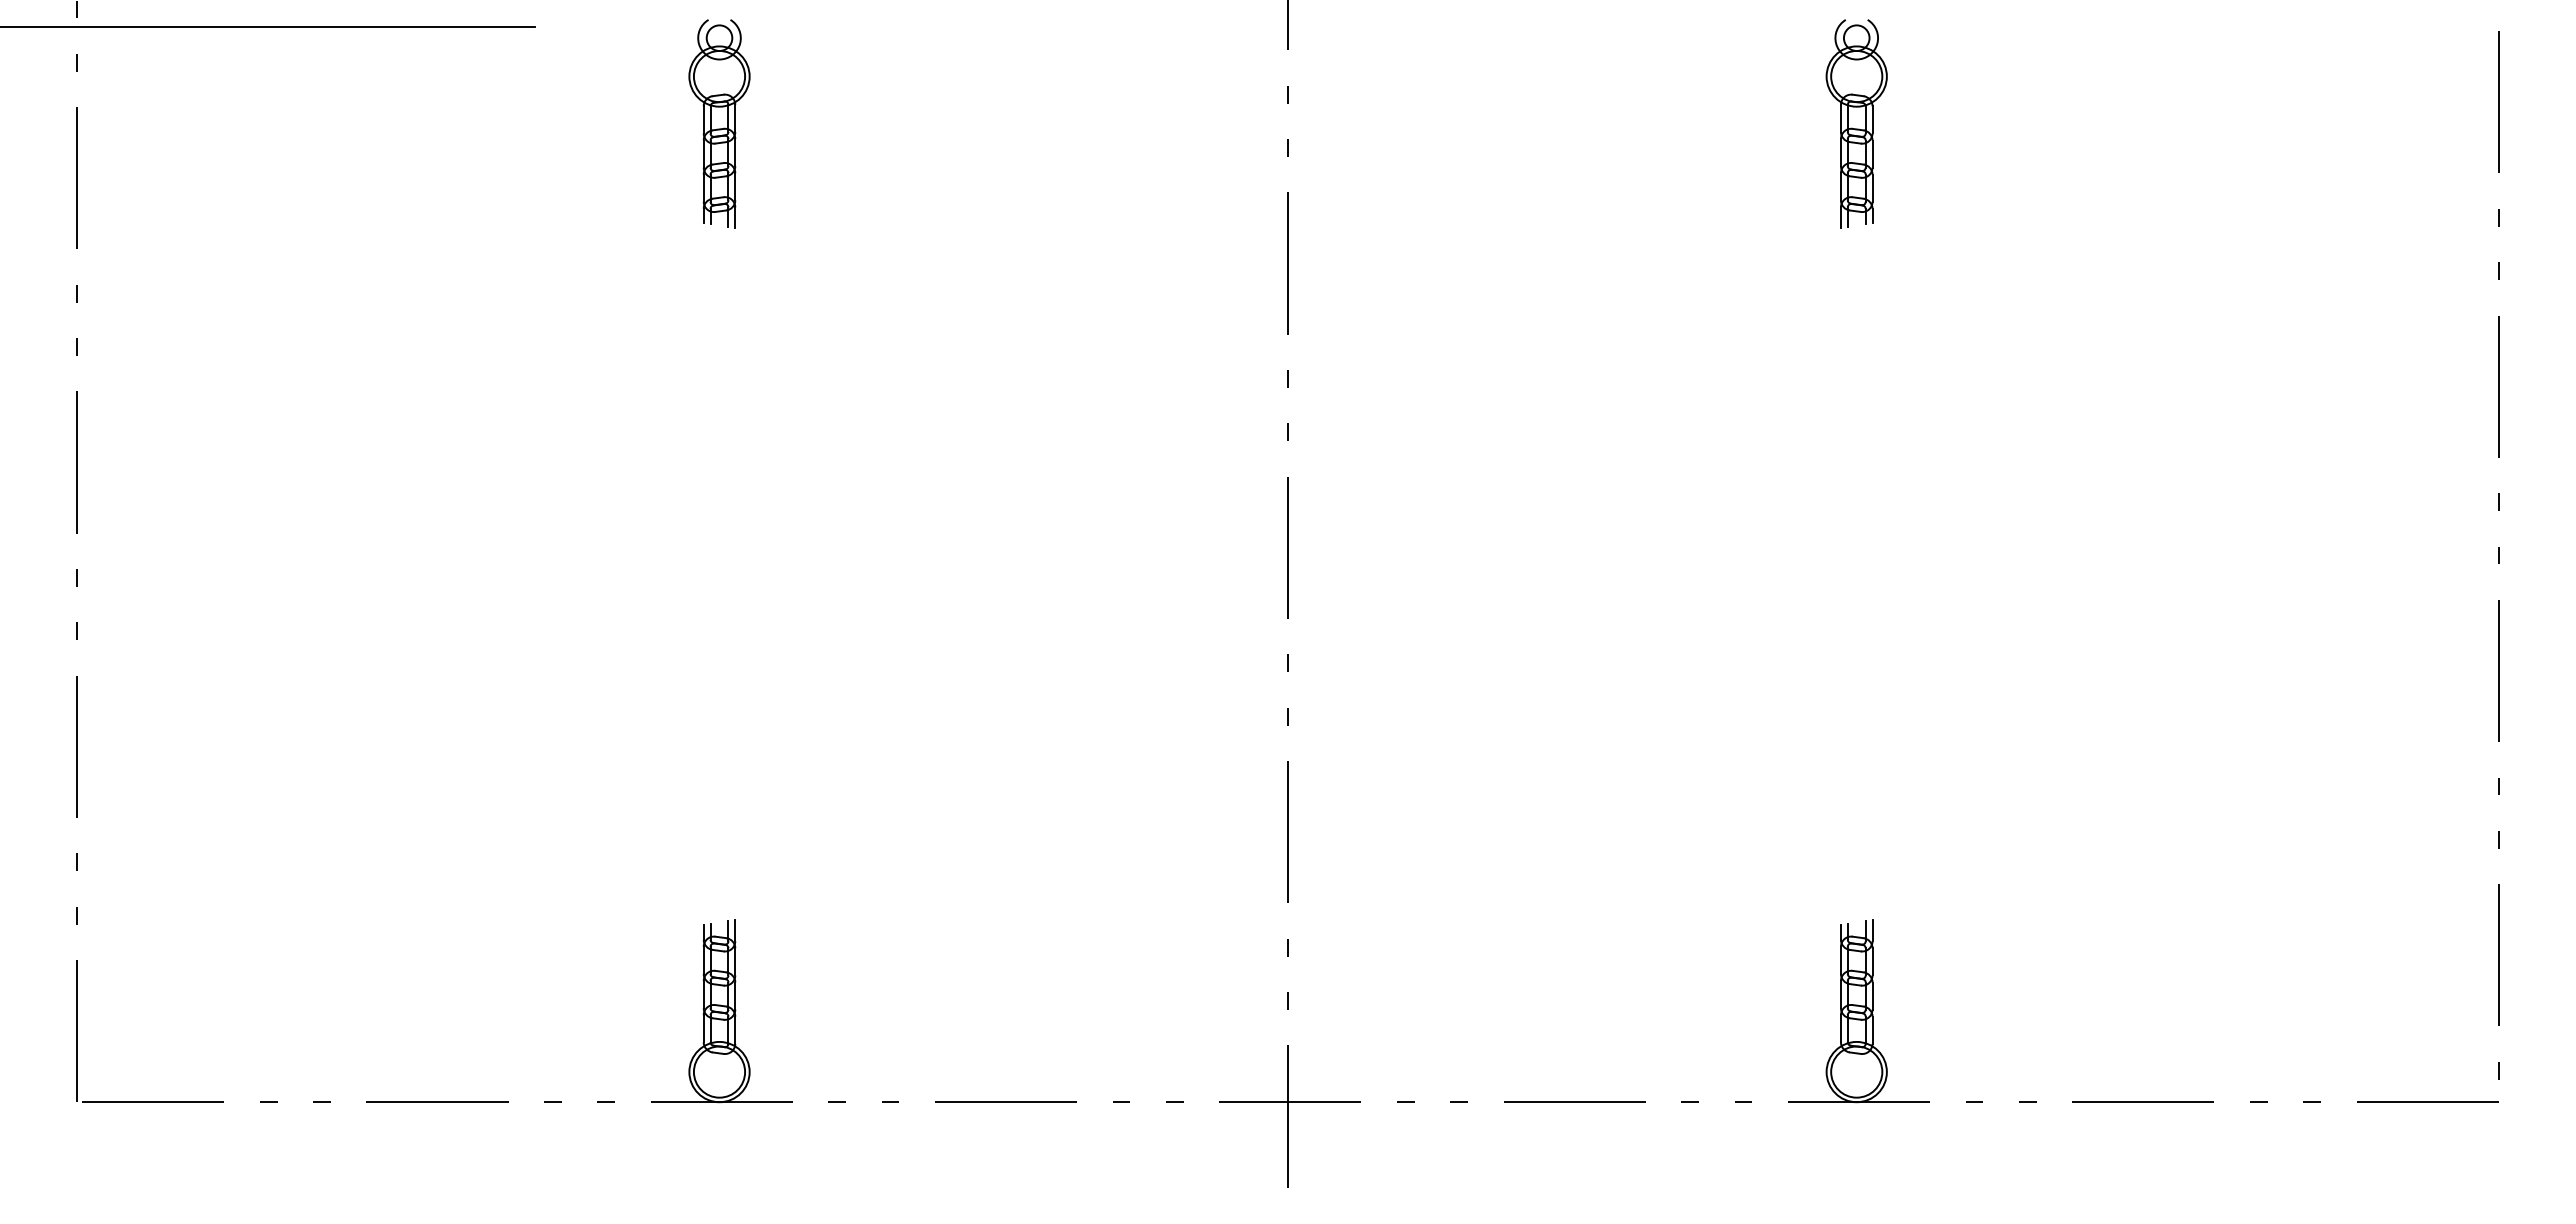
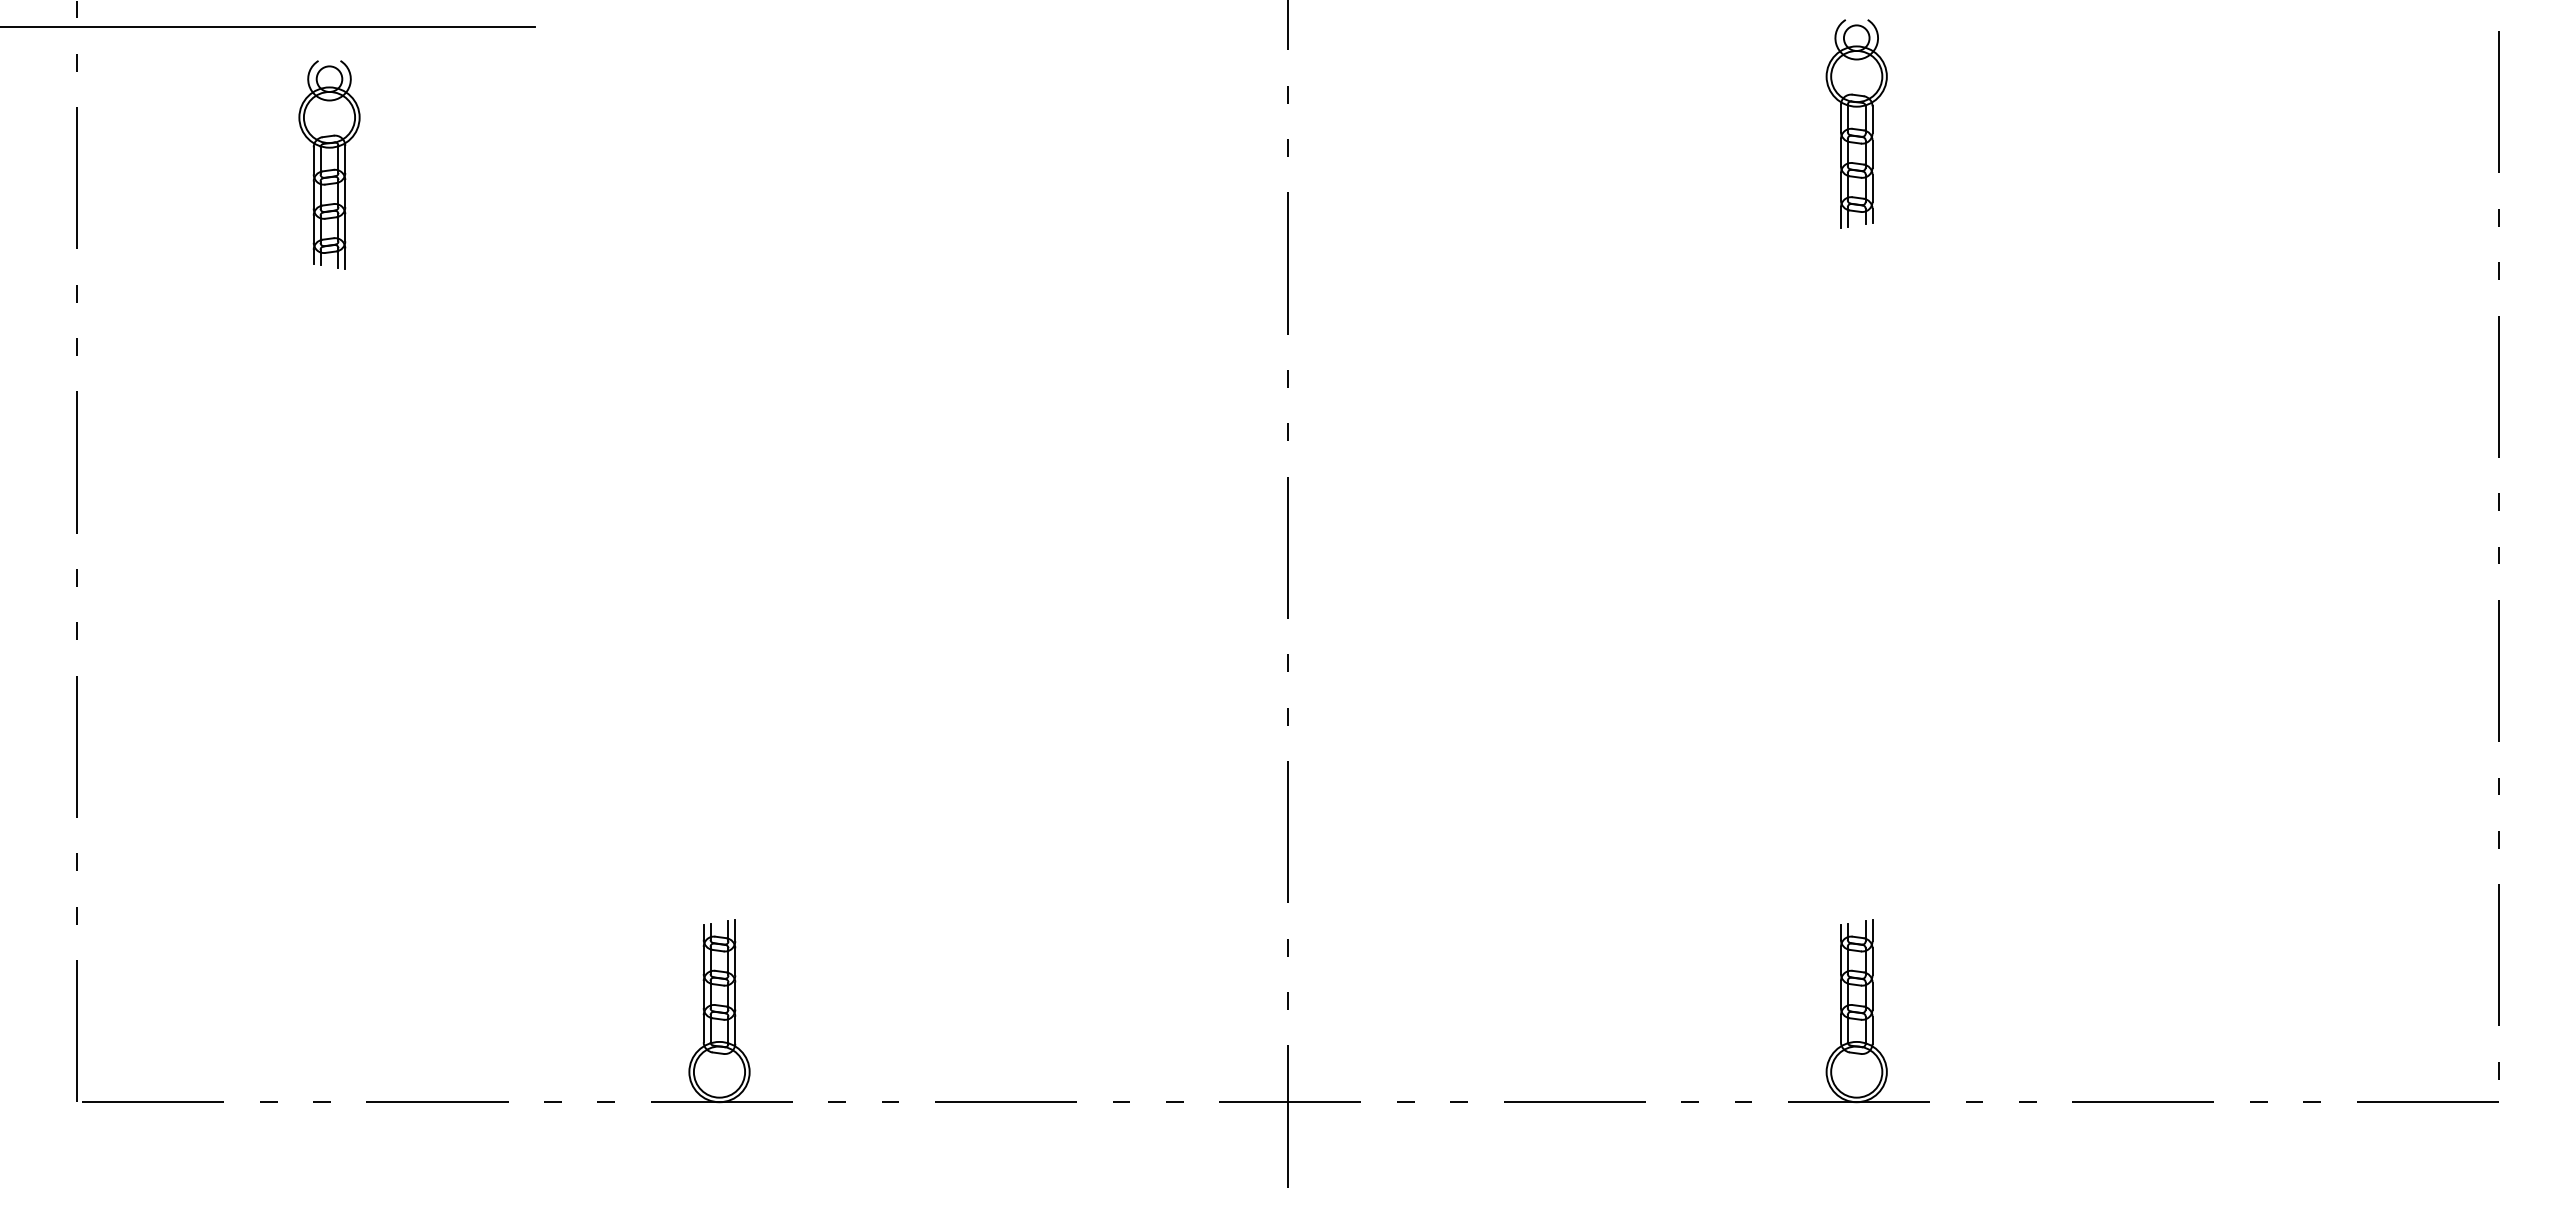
part position: (719, 123) -> (329, 164) (329, 164)
